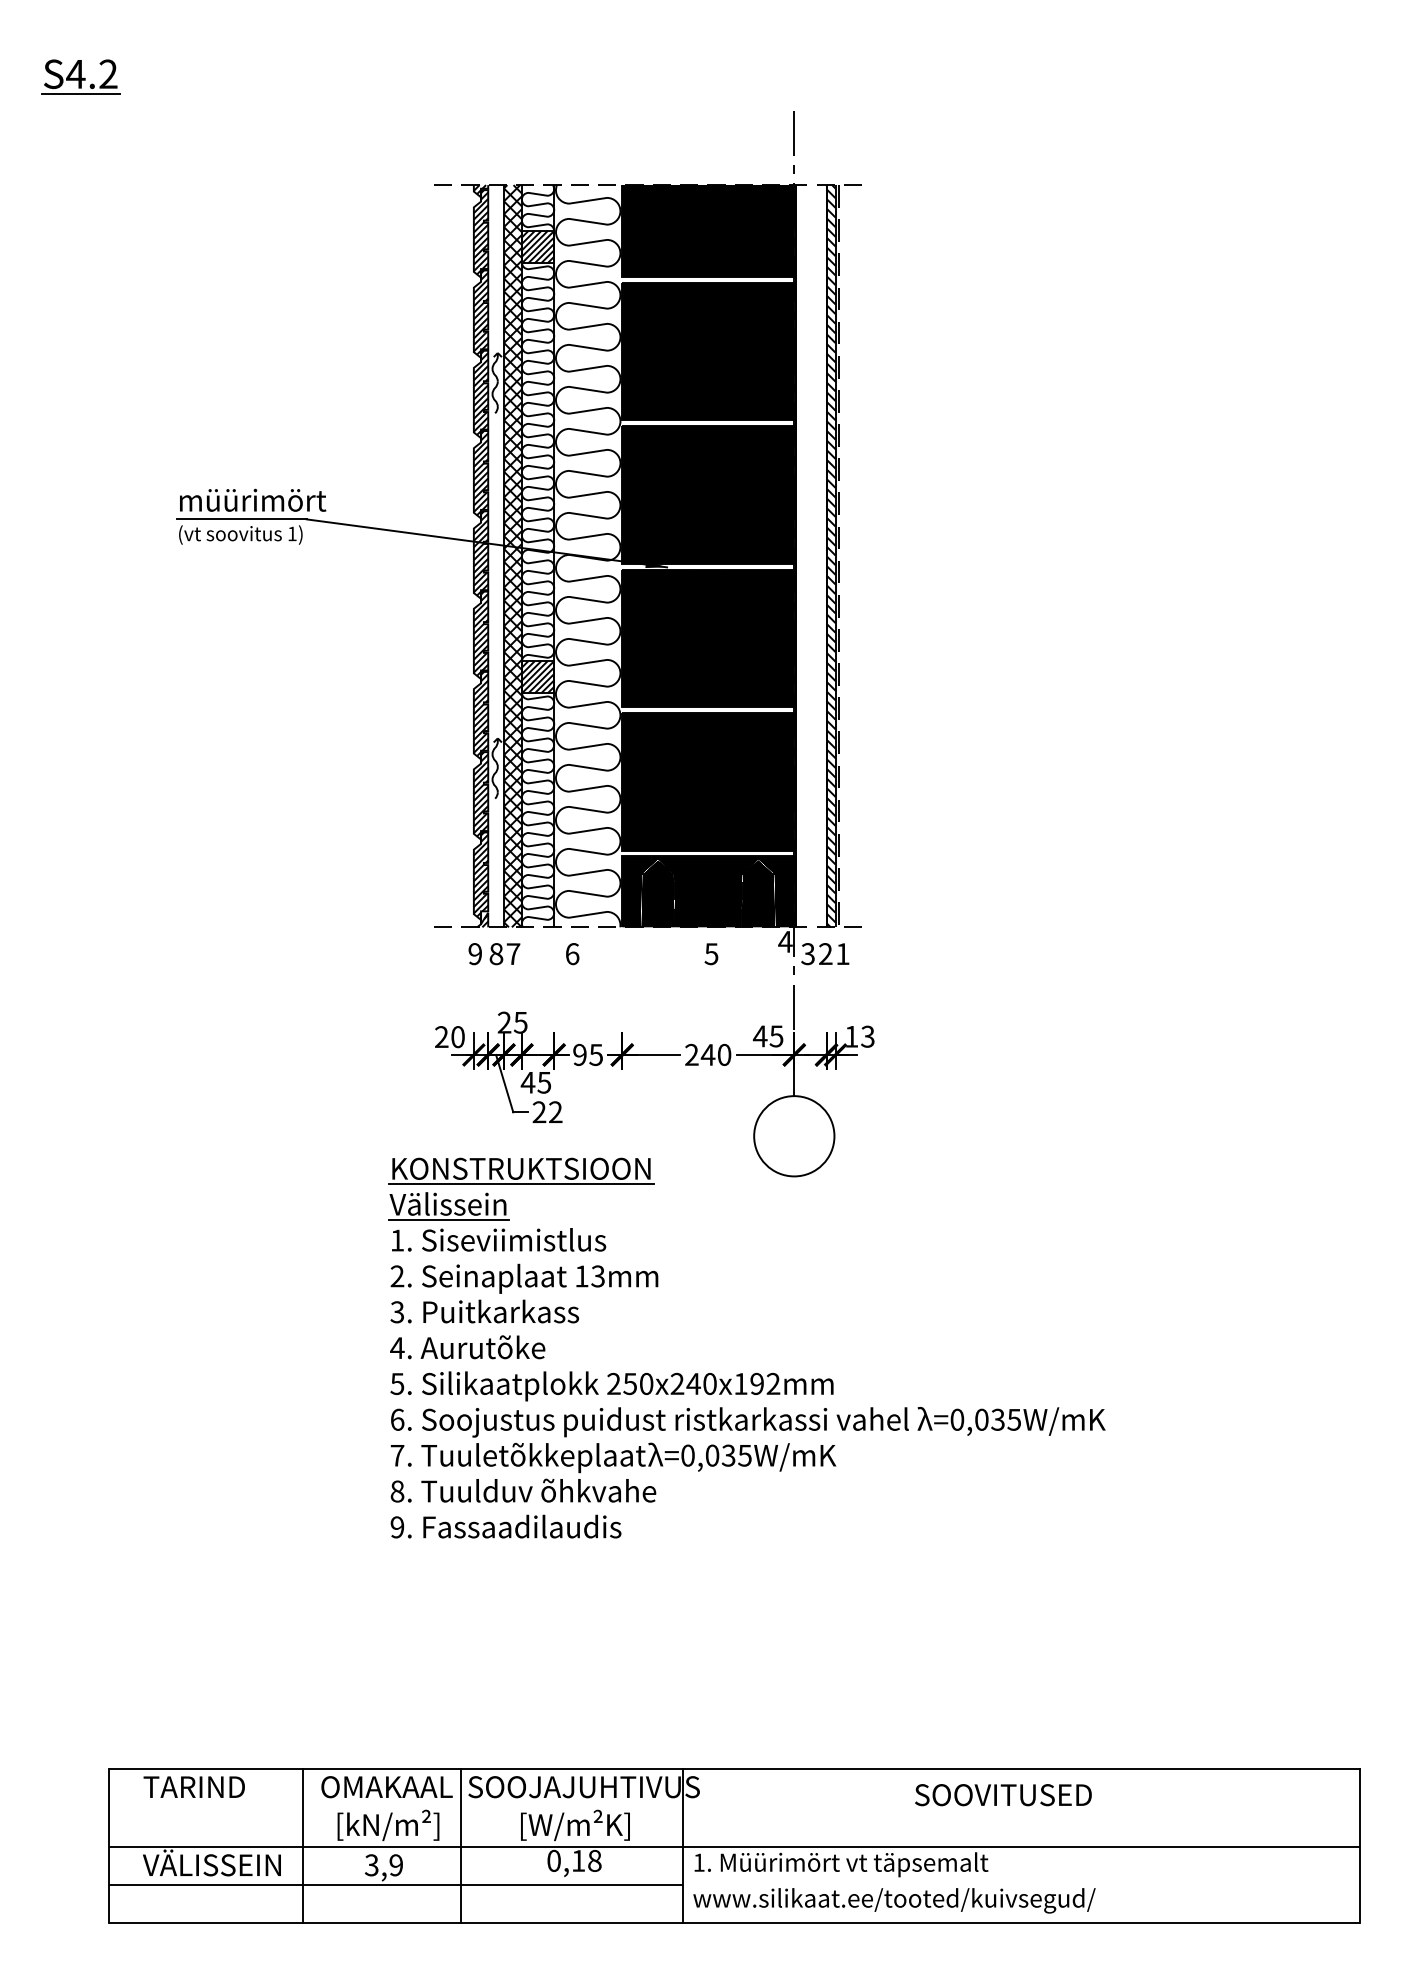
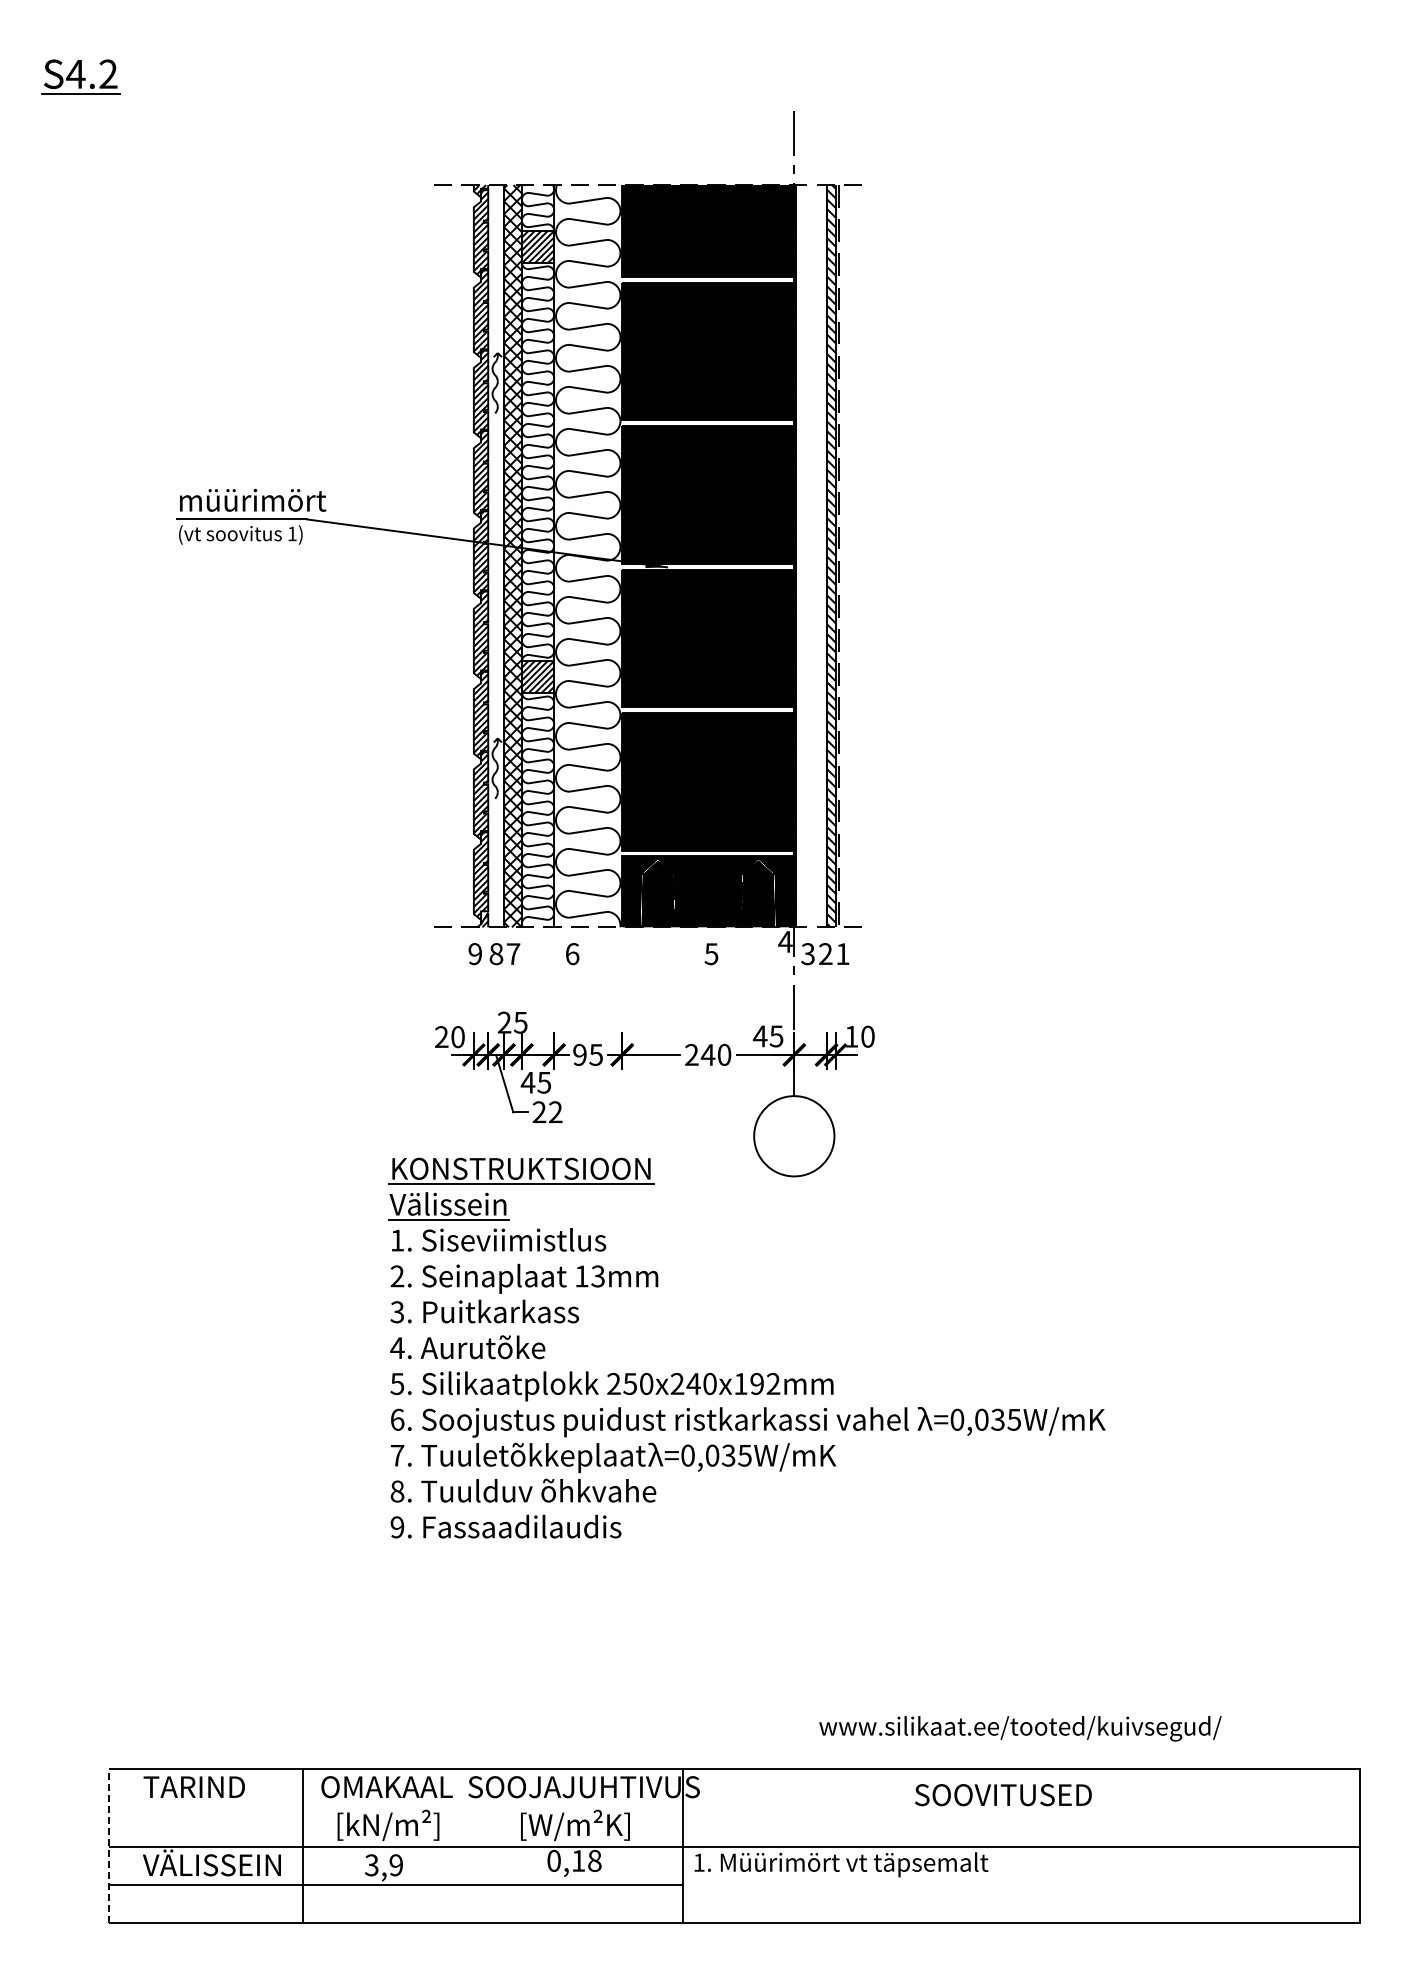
text: 13 -> 10 (867, 1036)
line: solid -> dashed (109, 1845)
line: present -> none (460, 1845)
text position: (894, 1900) -> (1020, 1728) (1020, 1728)
